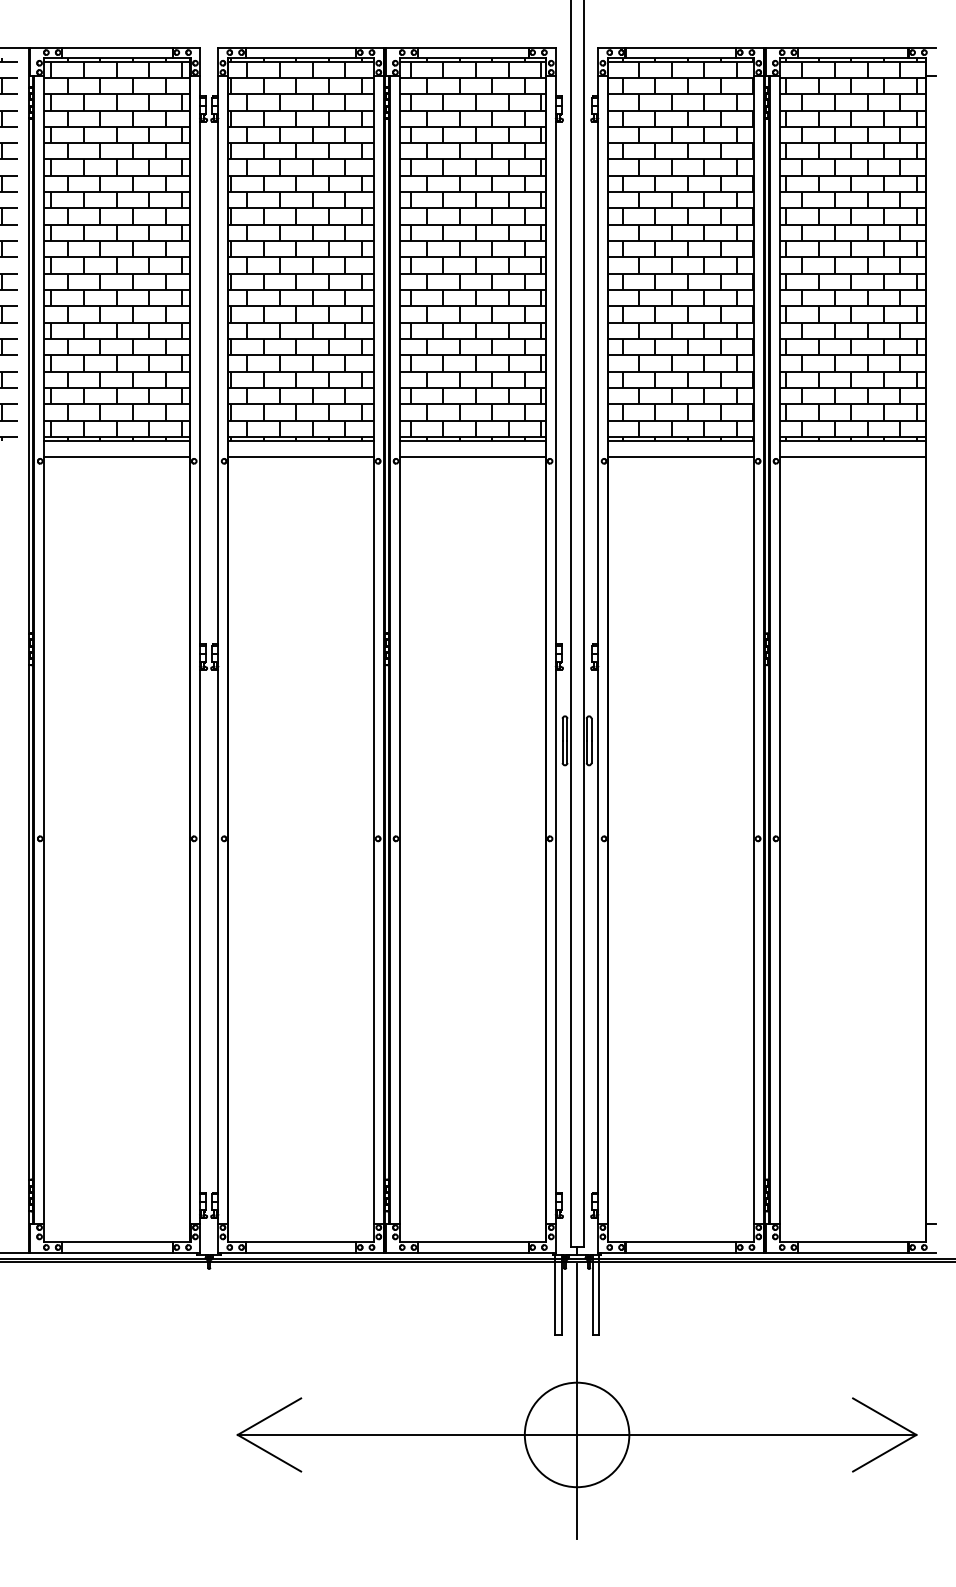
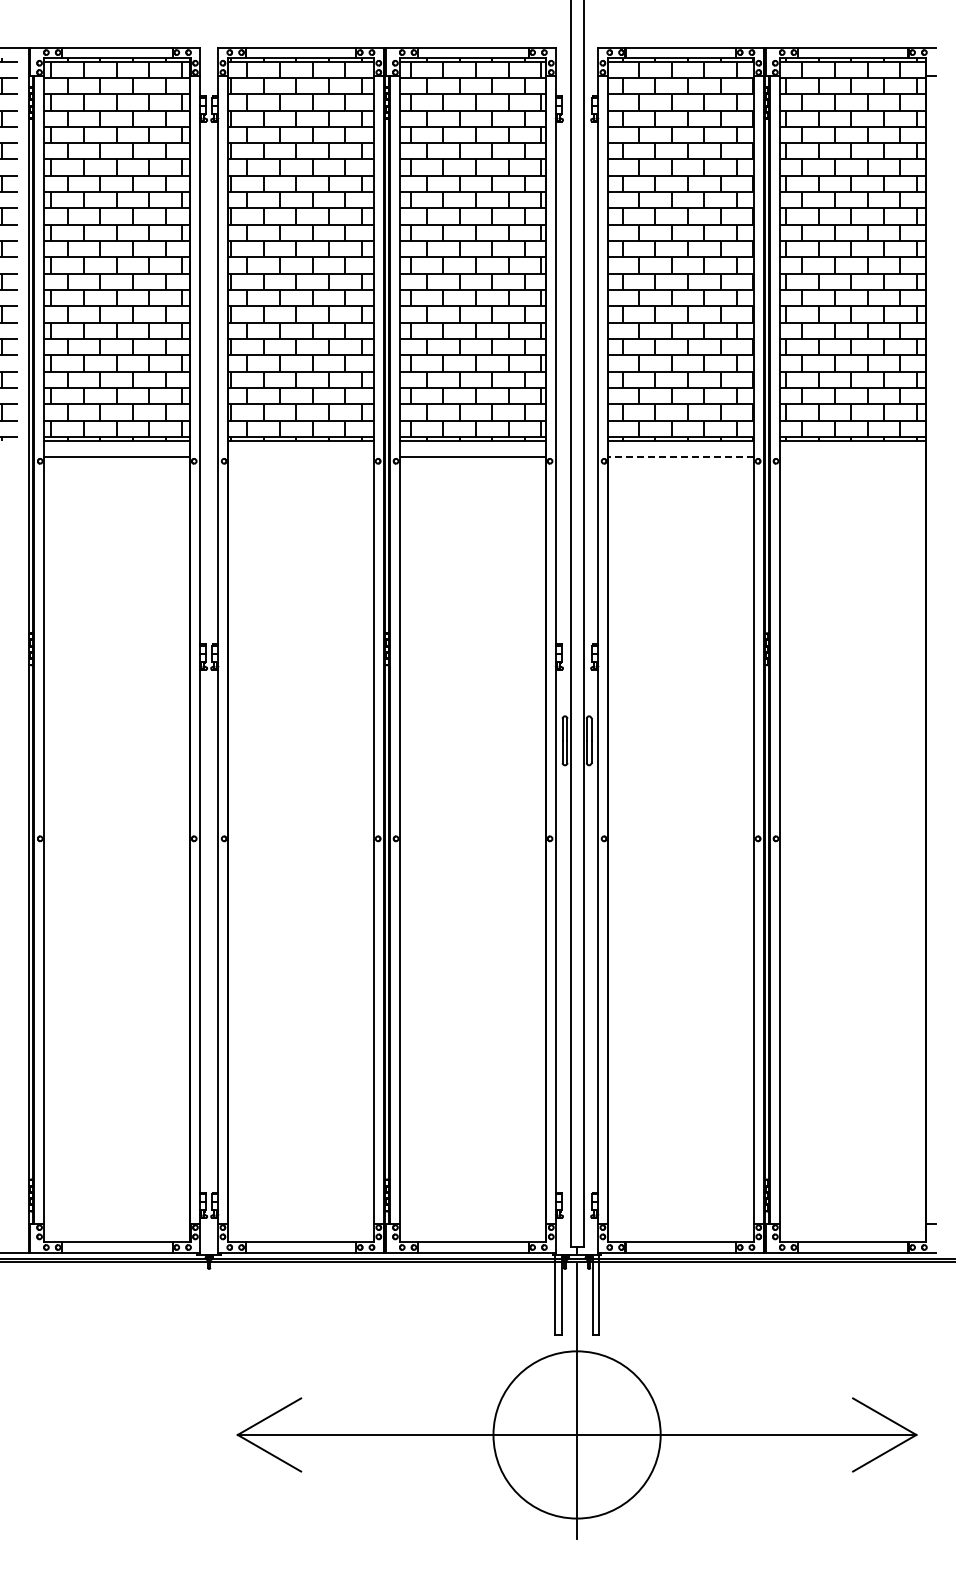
line: present -> none (301, 457)
line: solid -> dashed (681, 457)
line: present -> none (852, 457)
circle diameter: 105 px -> 167 px (576, 1434)
